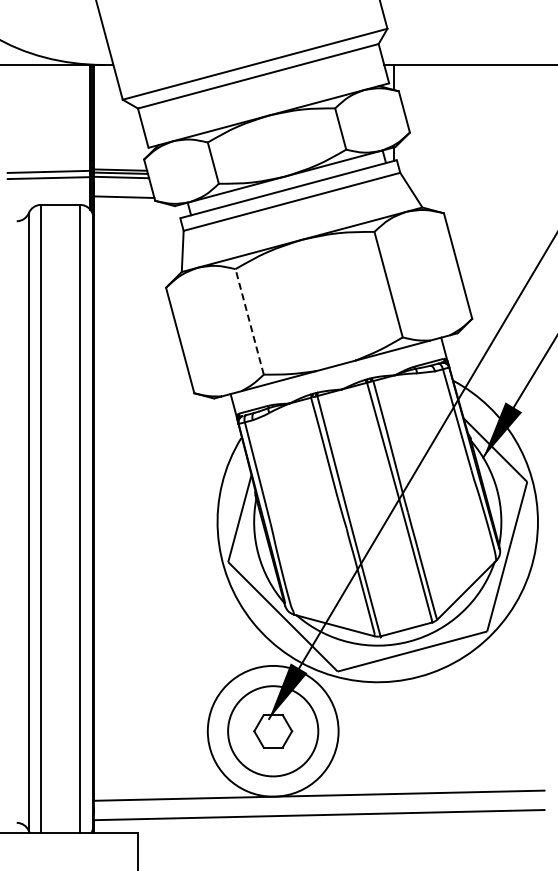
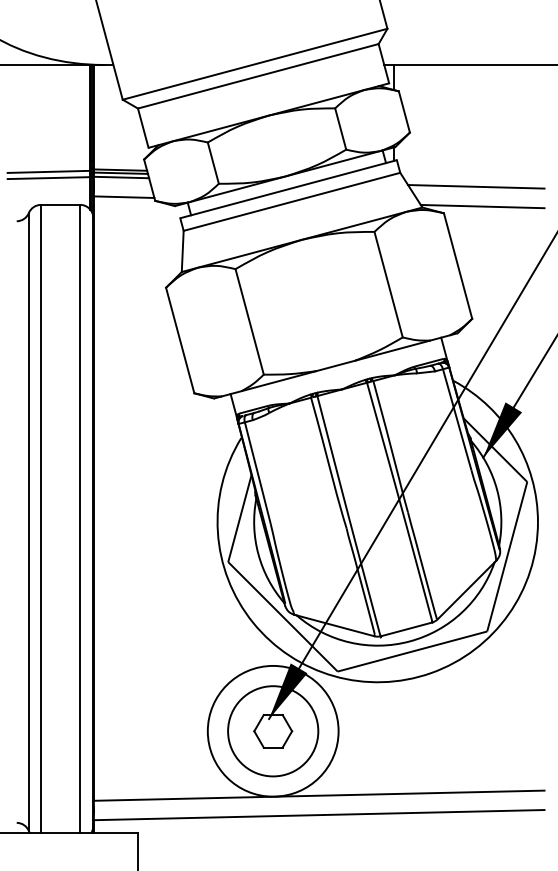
line: none -> present (476, 186)
line: none -> present (482, 206)
line: dashed -> solid (249, 321)
